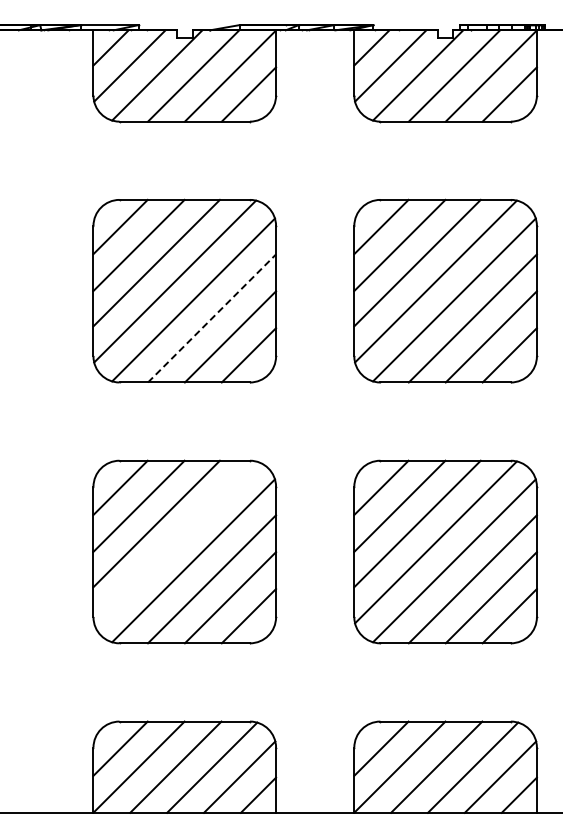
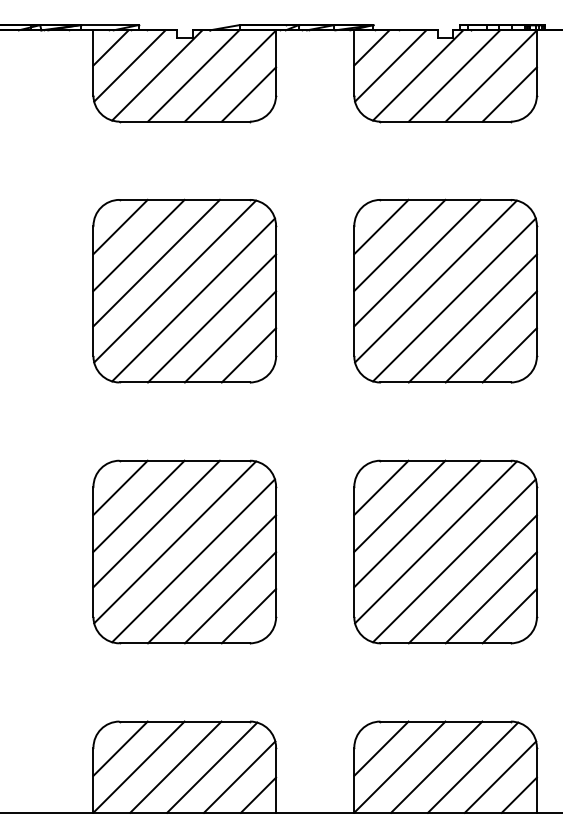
line: dashed -> solid (212, 318)
line: none -> present (175, 542)
